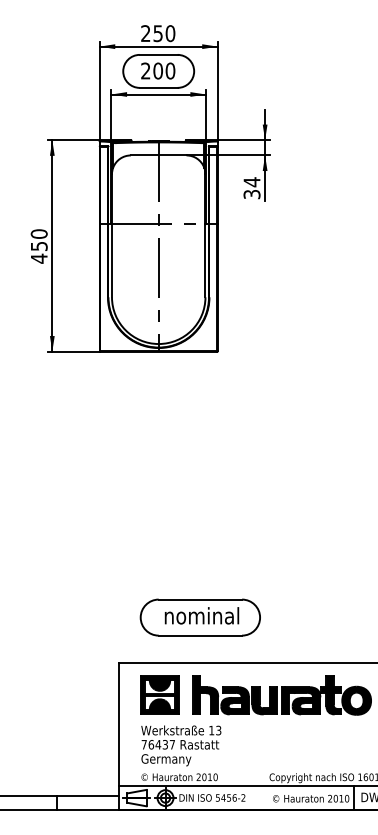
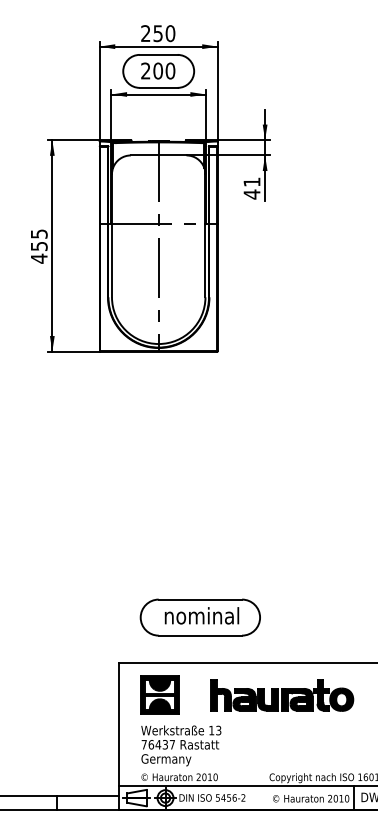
text: 34 -> 41 (251, 188)
text: 450 -> 455 (38, 233)
part size: 180x41 px -> 145x33 px (282, 695)
